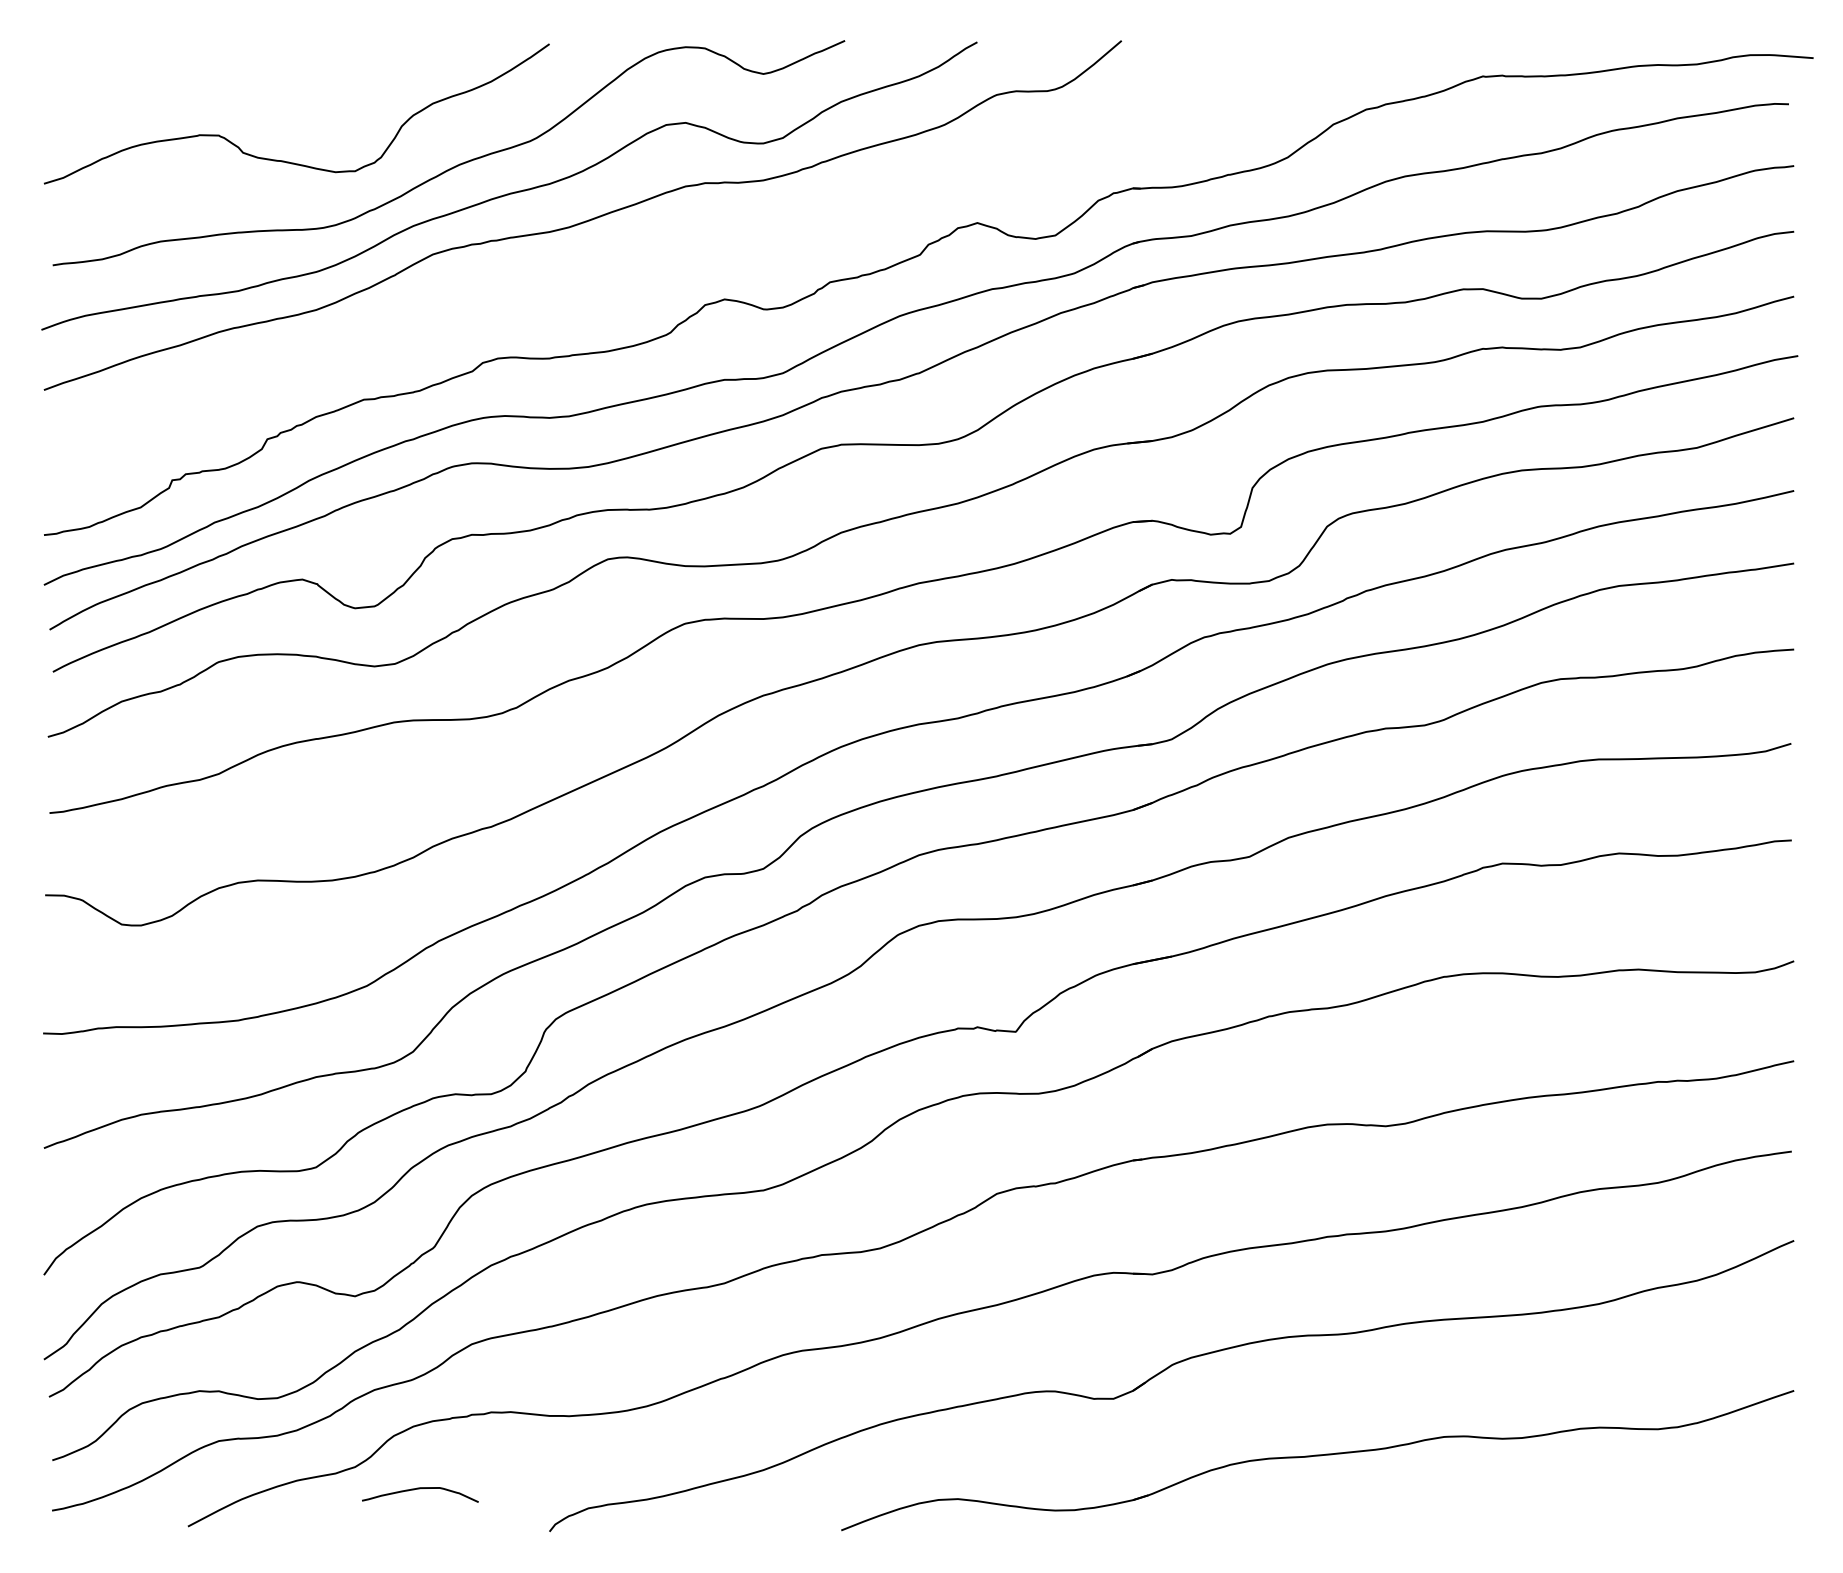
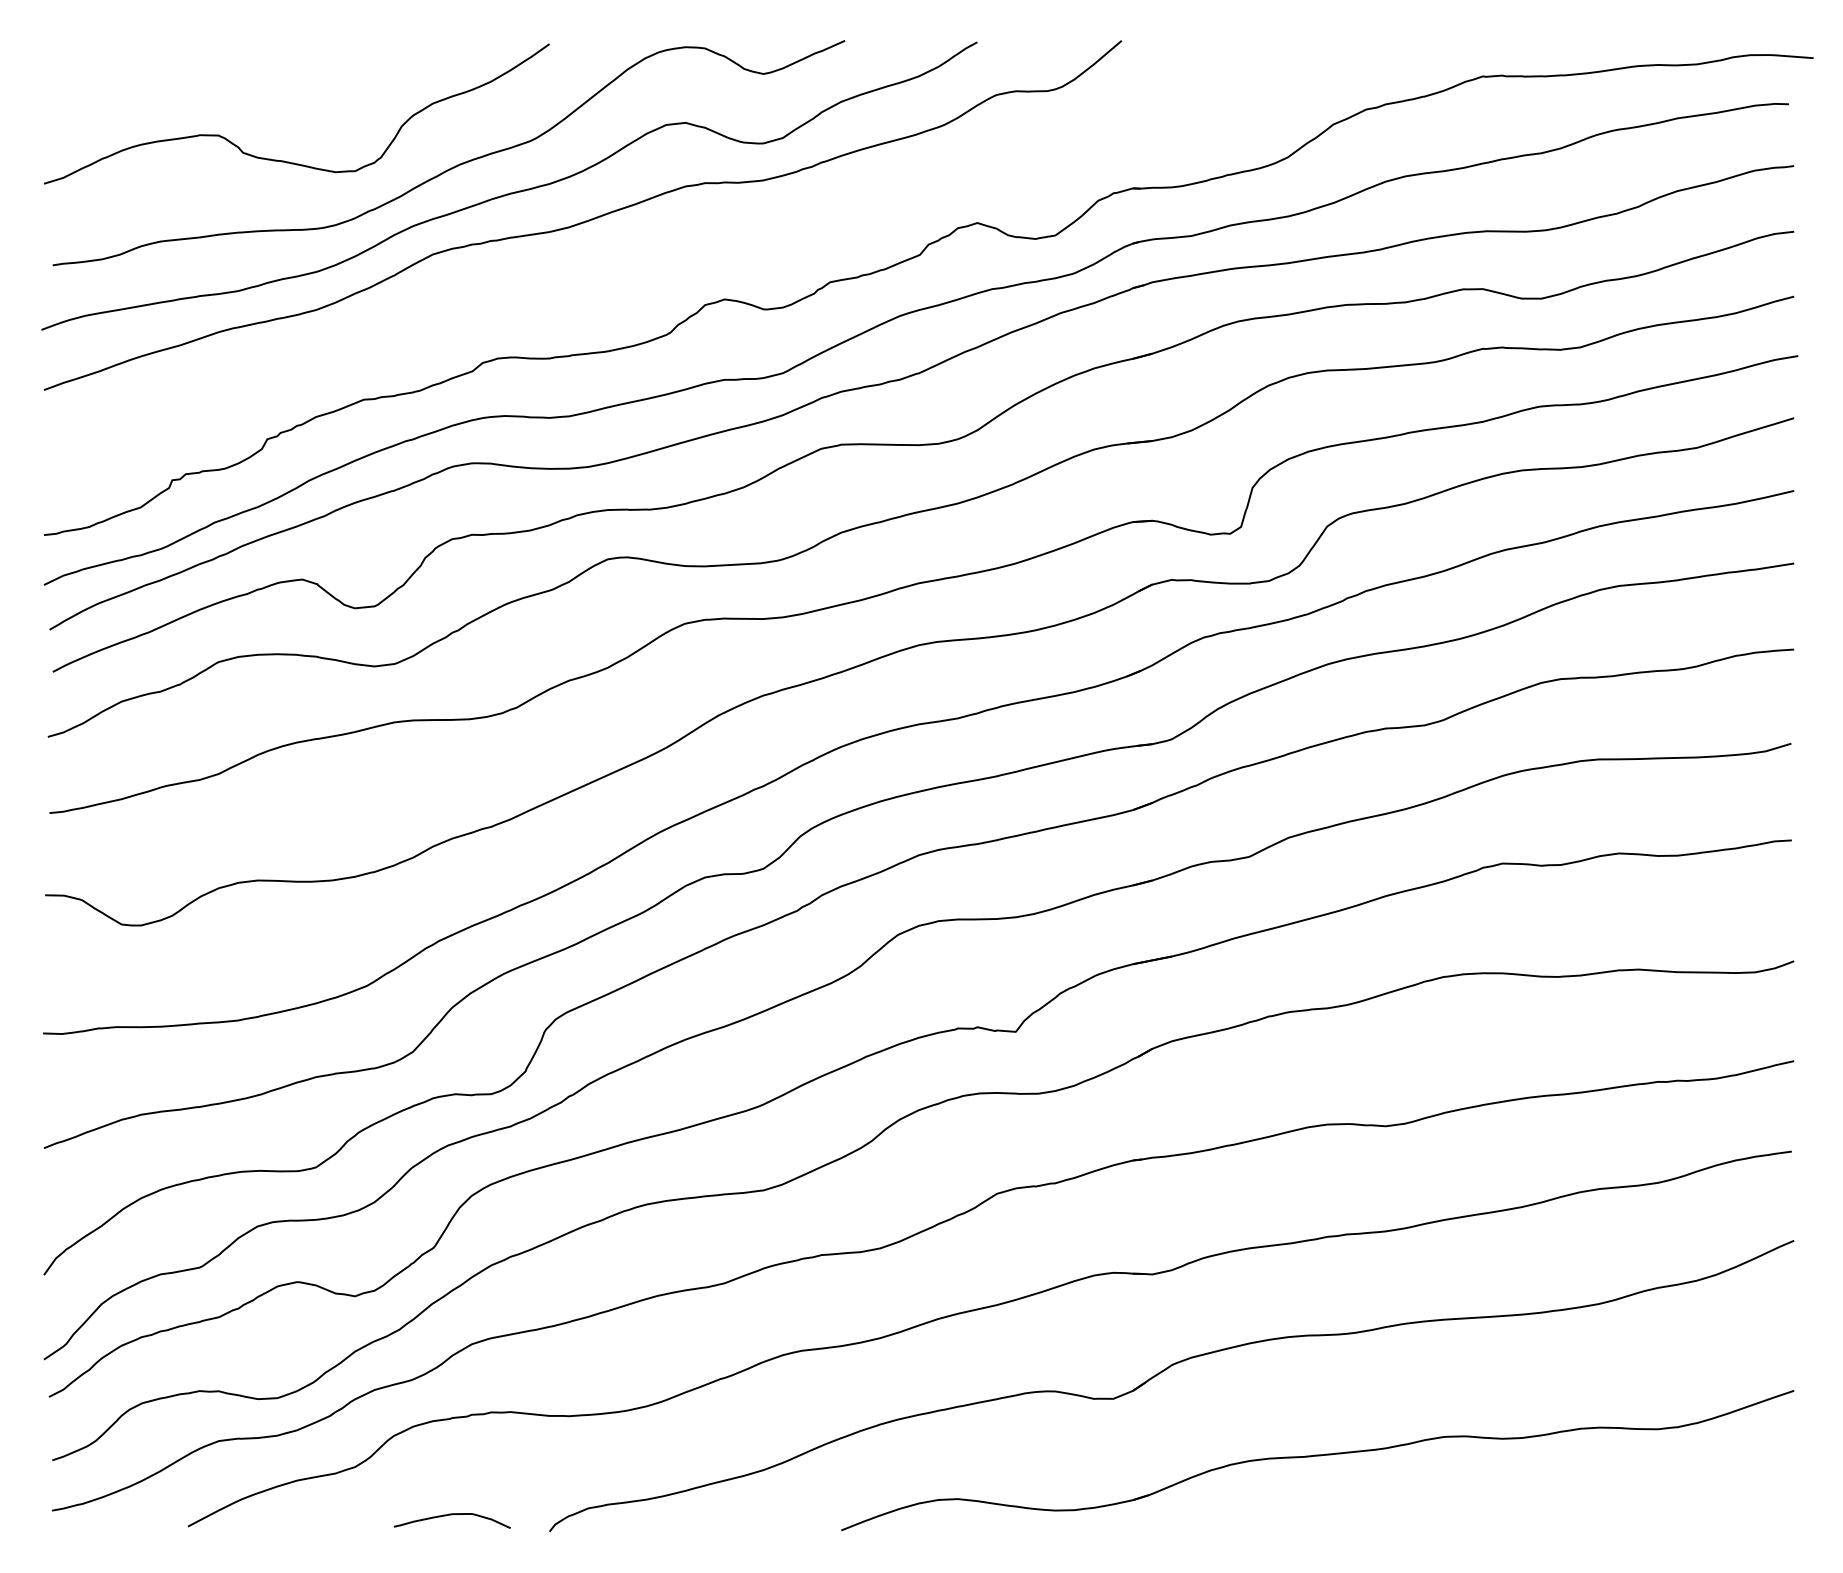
curve position: (420, 1489) -> (452, 1515) (452, 1515)
